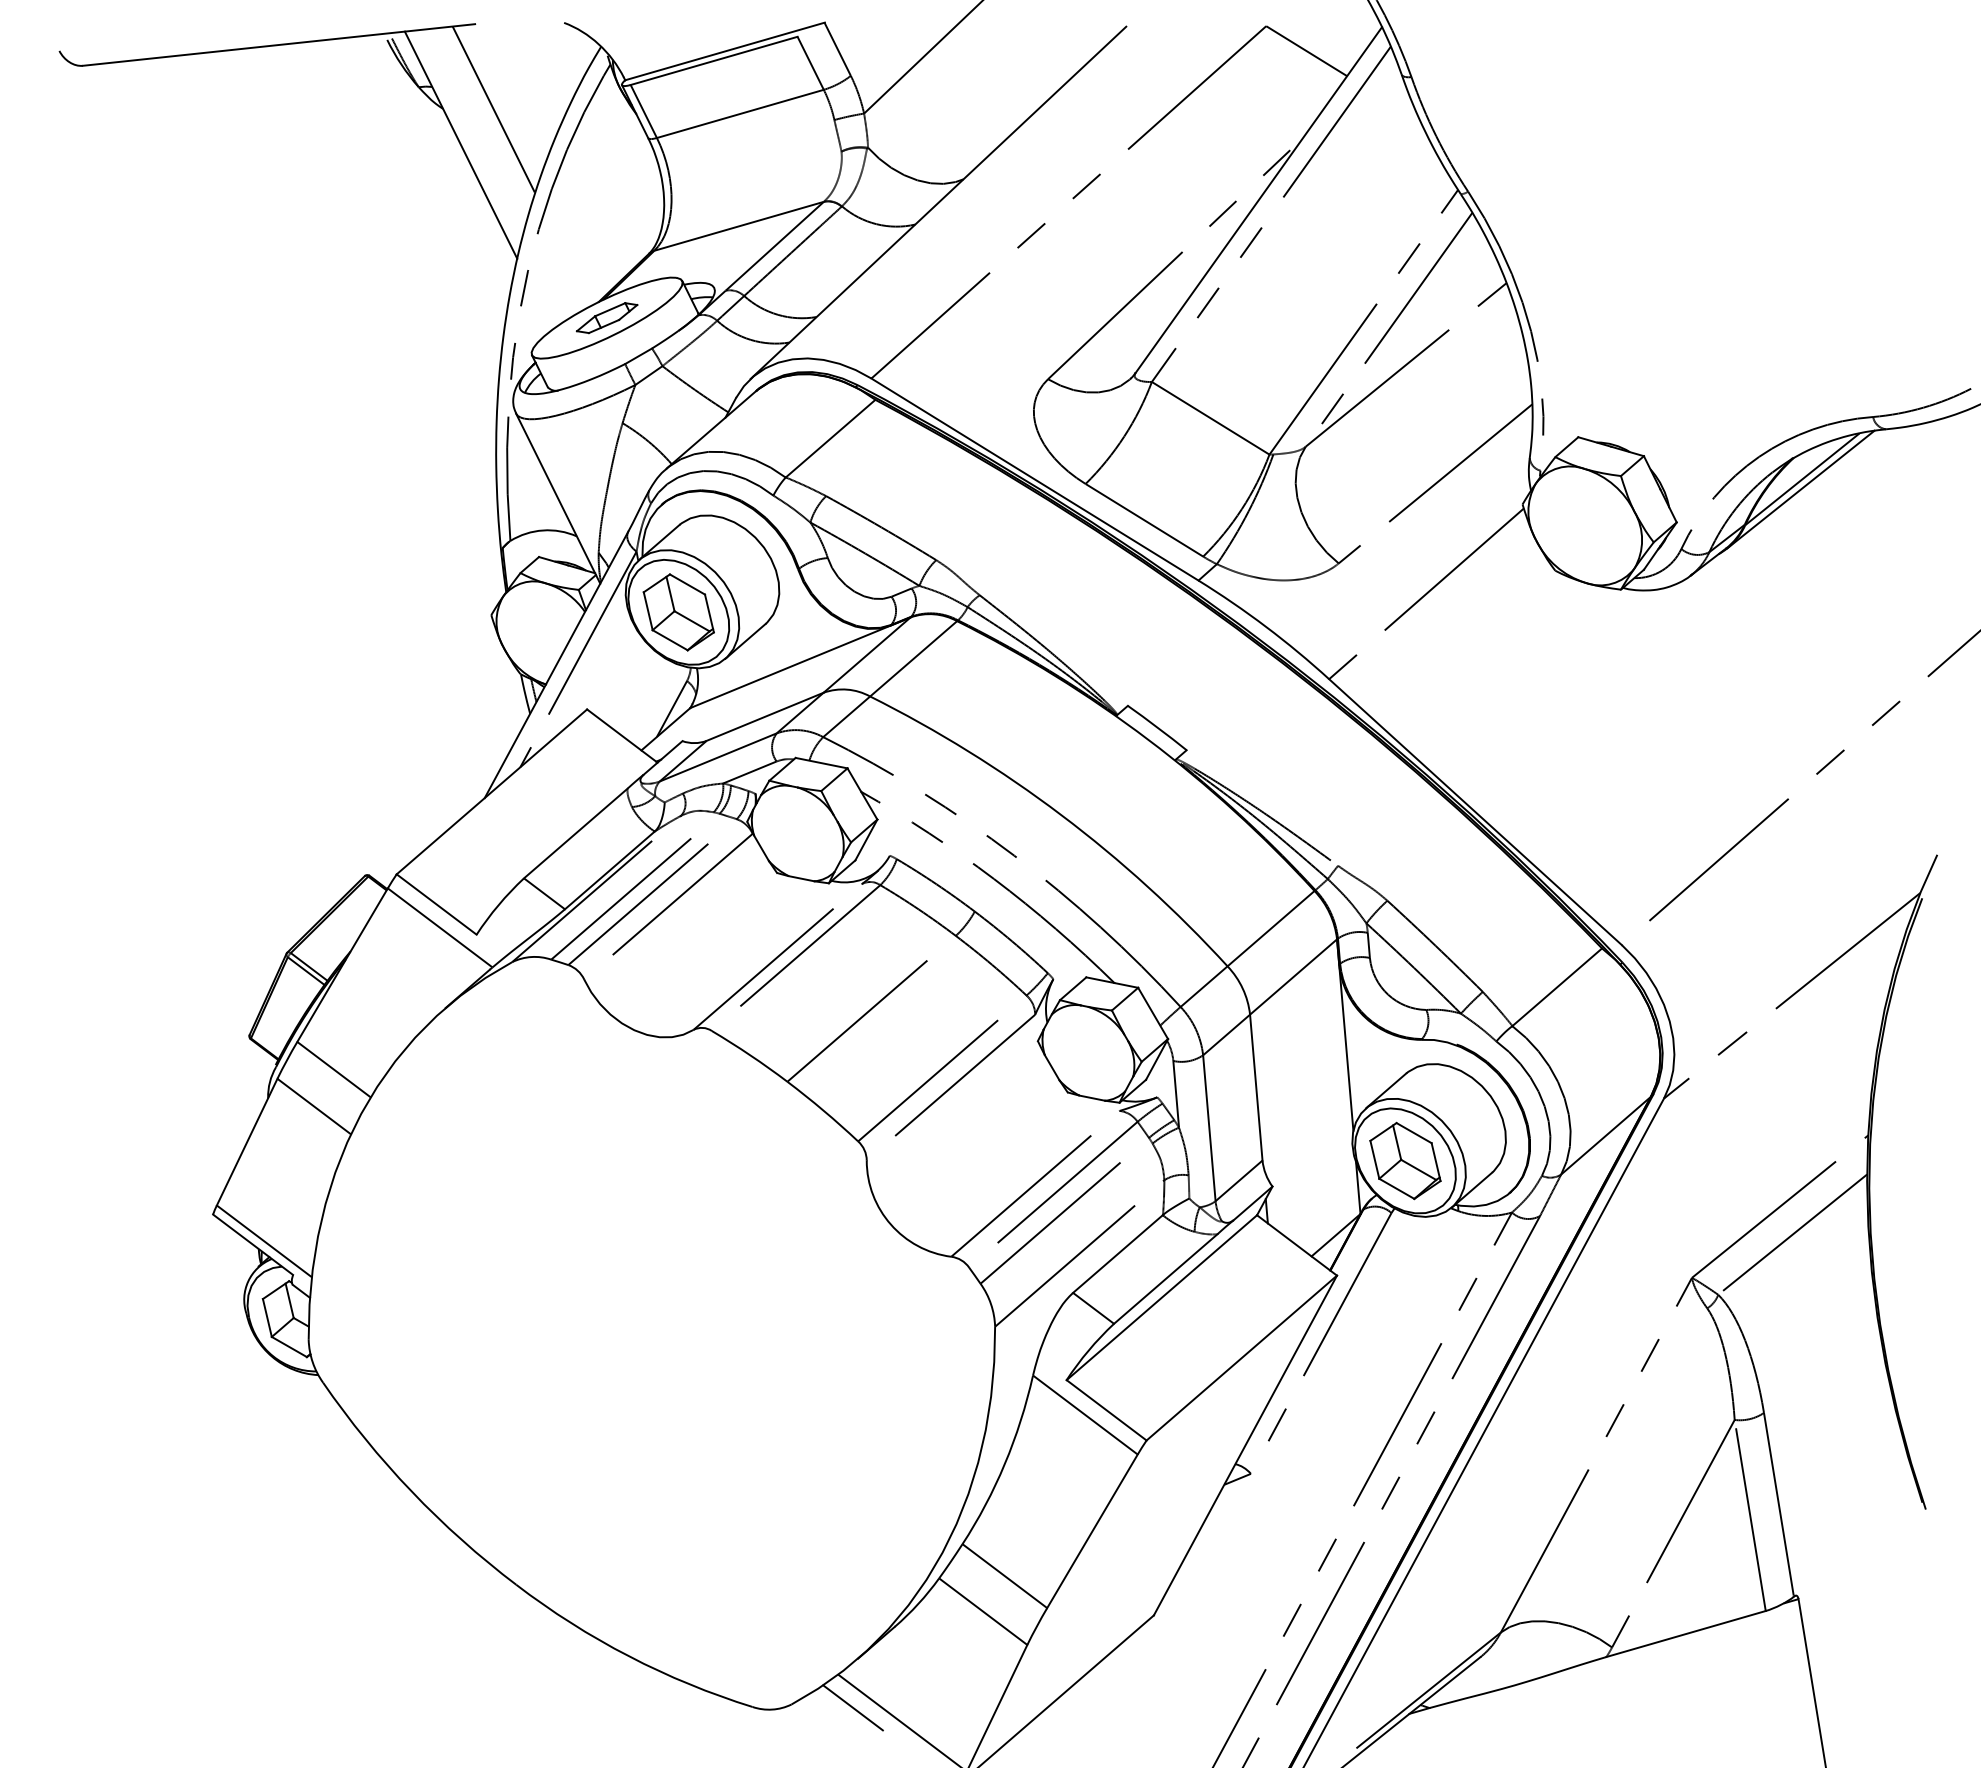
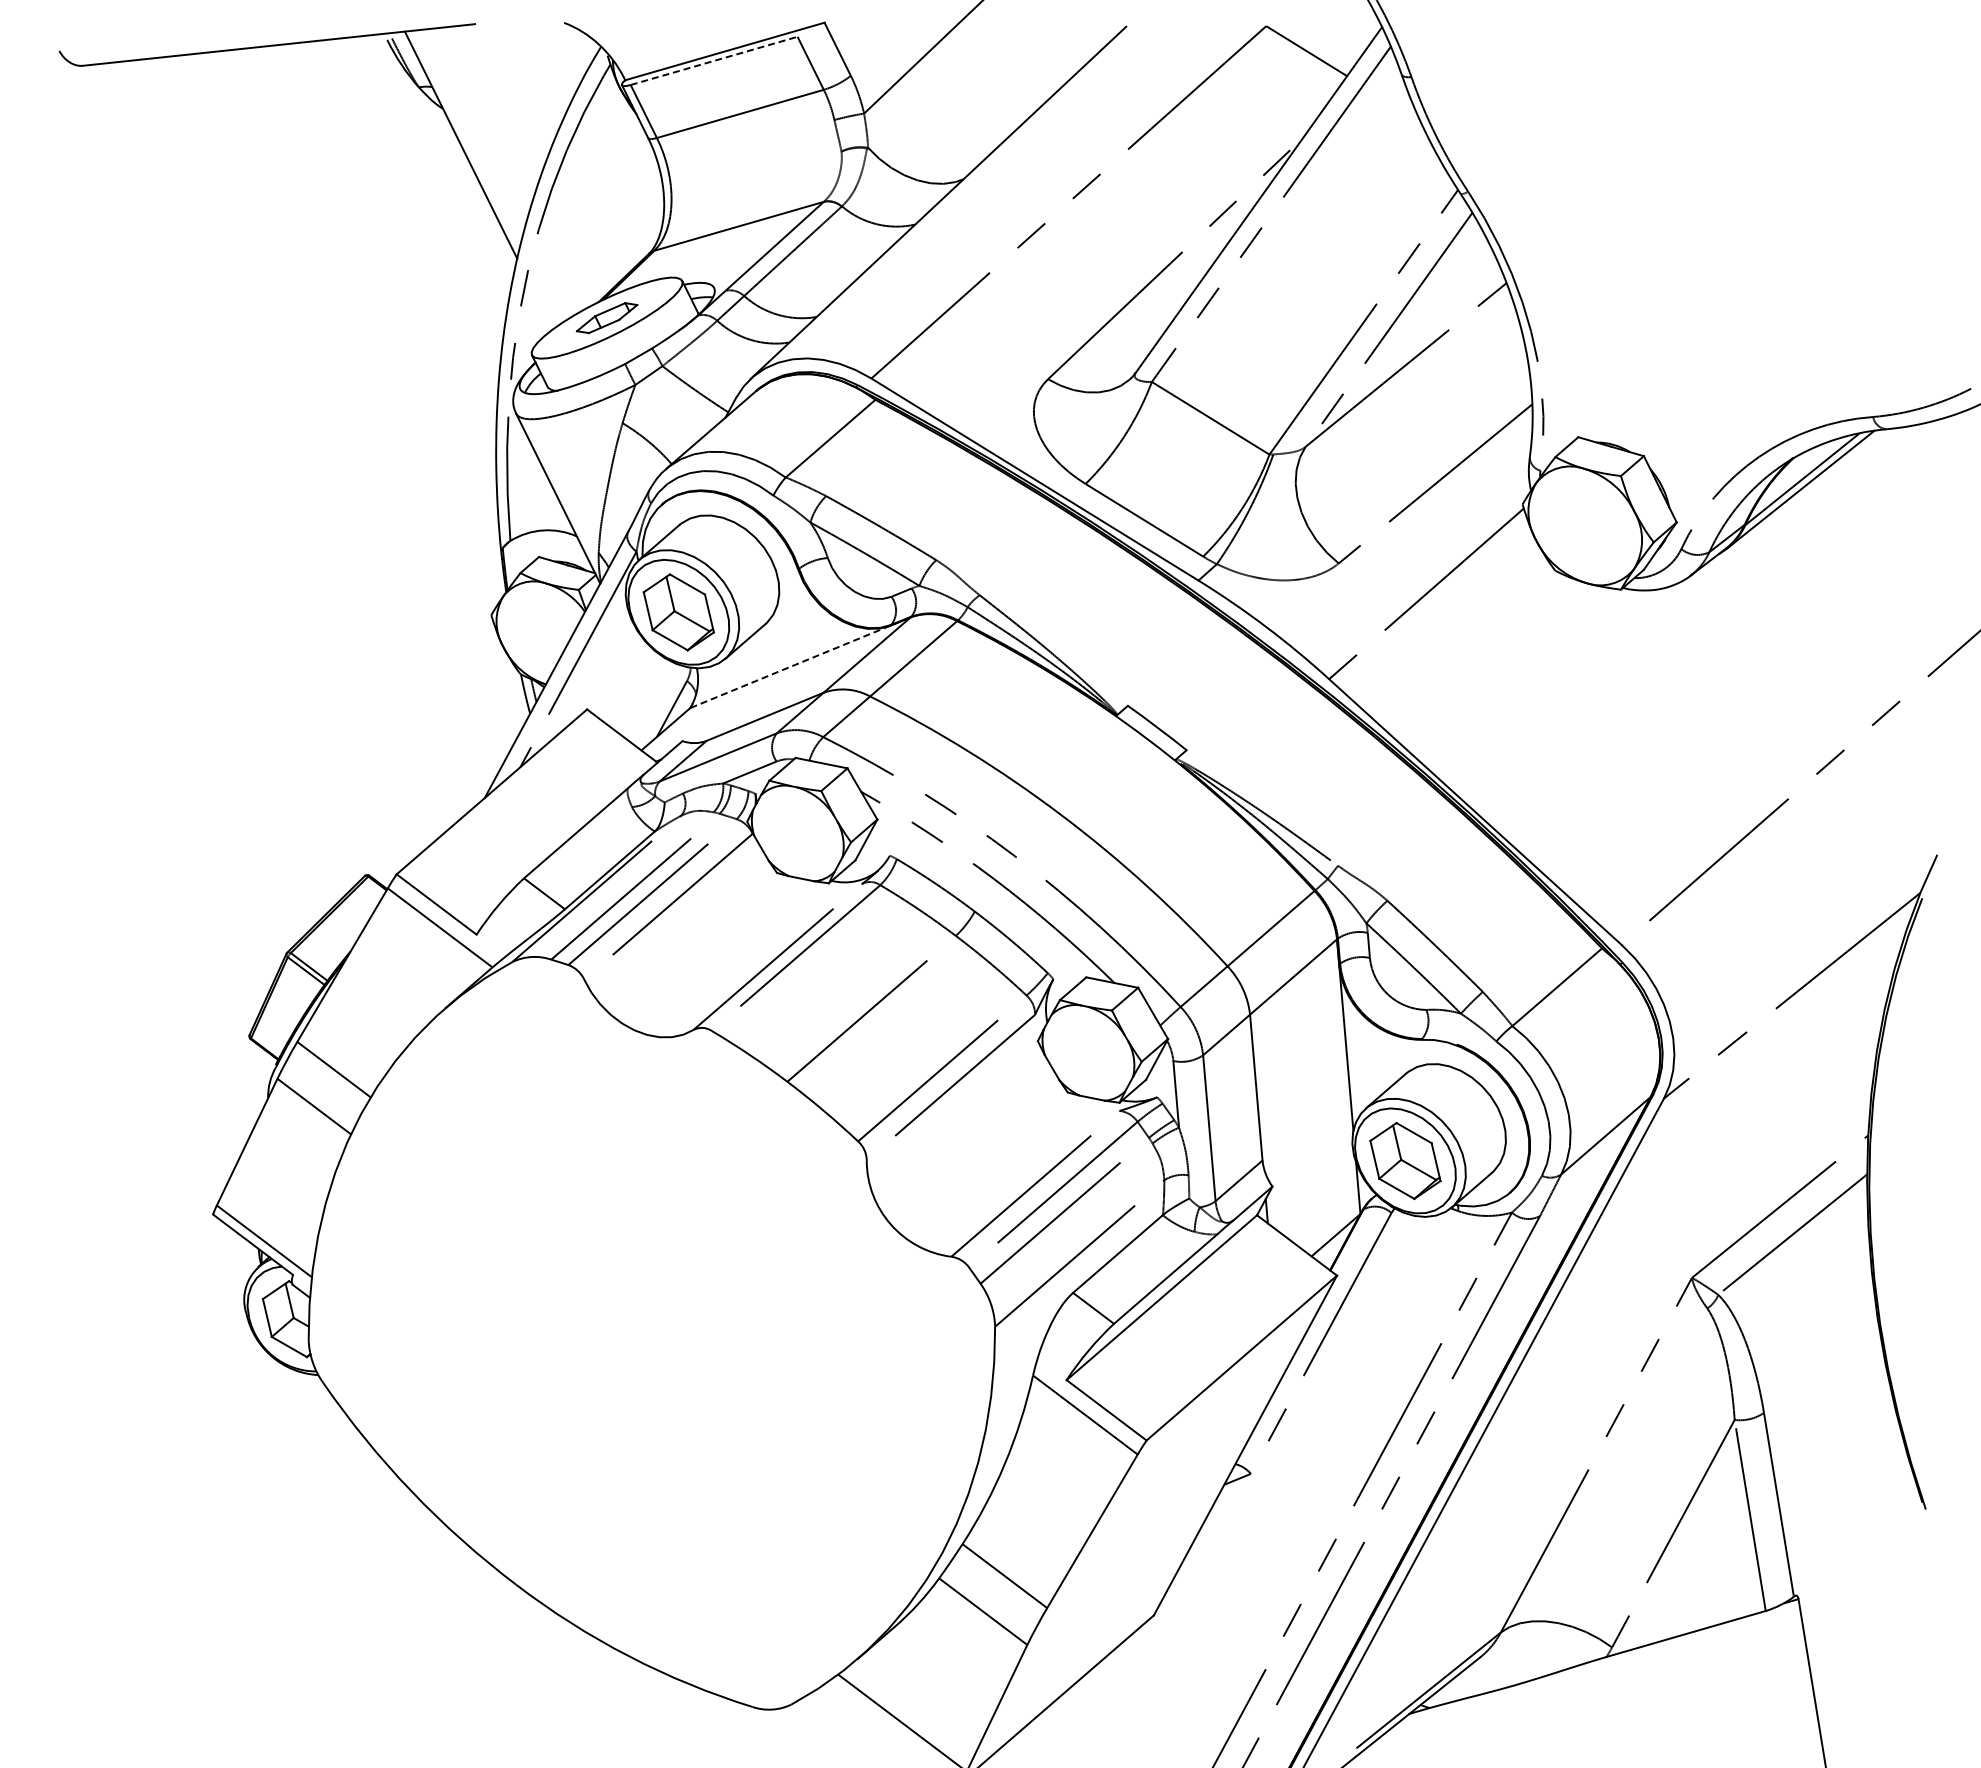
line: solid -> dashed (714, 60)
line: present -> none (493, 109)
line: solid -> dashed (800, 662)
line: present -> none (852, 1707)
